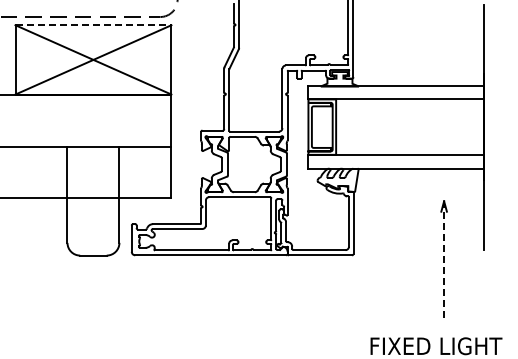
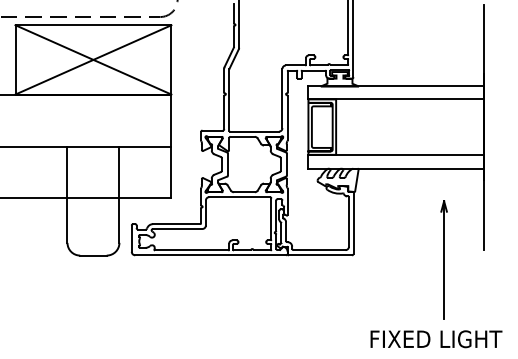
line: dashed -> solid (93, 25)
line: dashed -> solid (444, 260)
text position: (436, 346) -> (436, 339) (436, 339)
